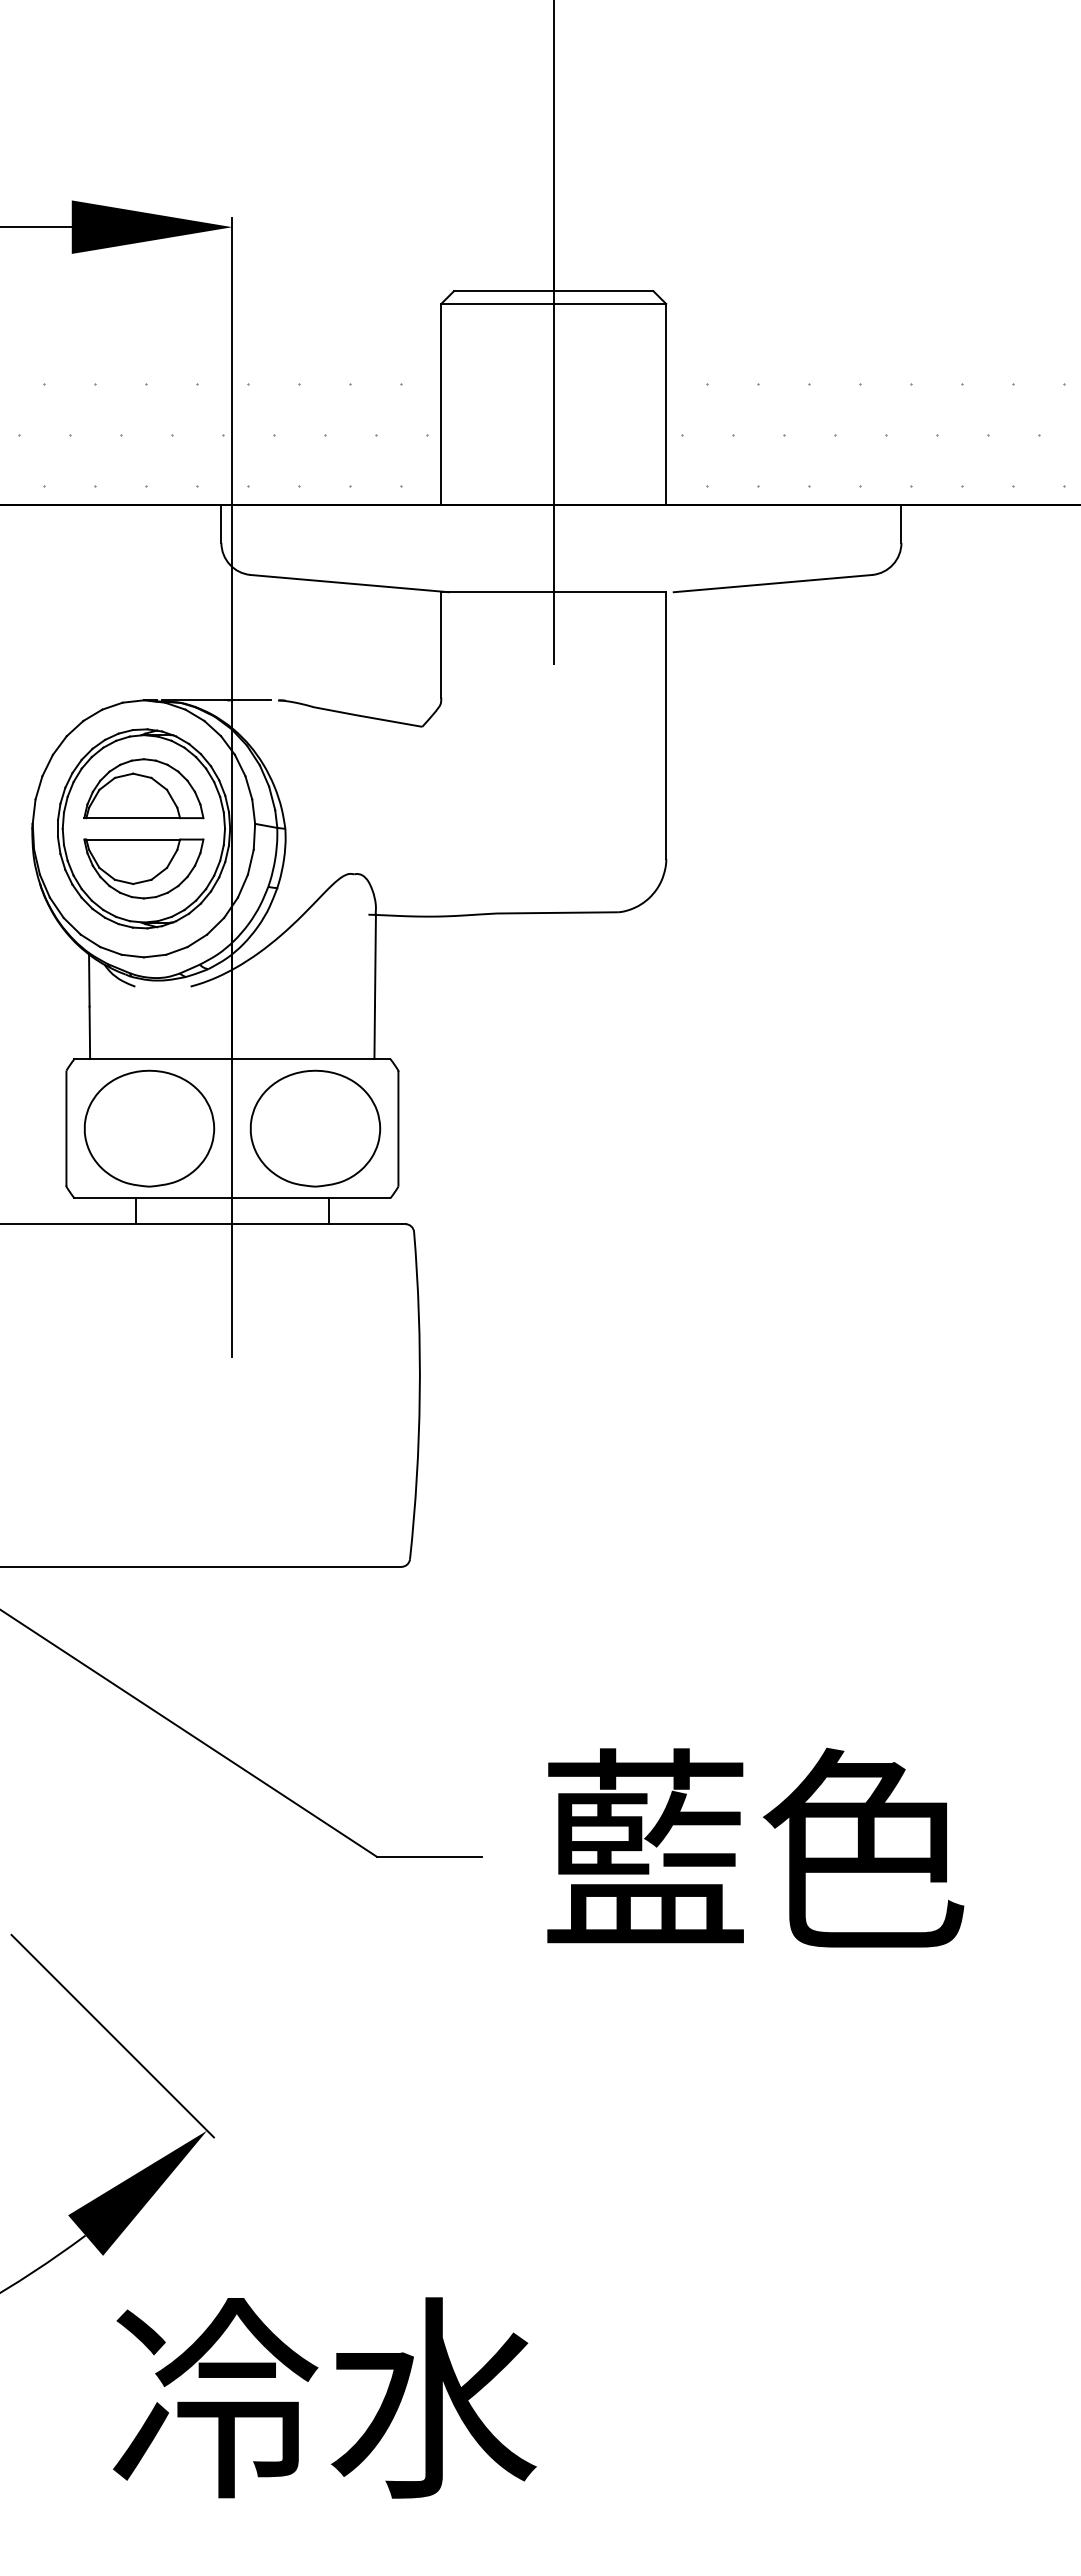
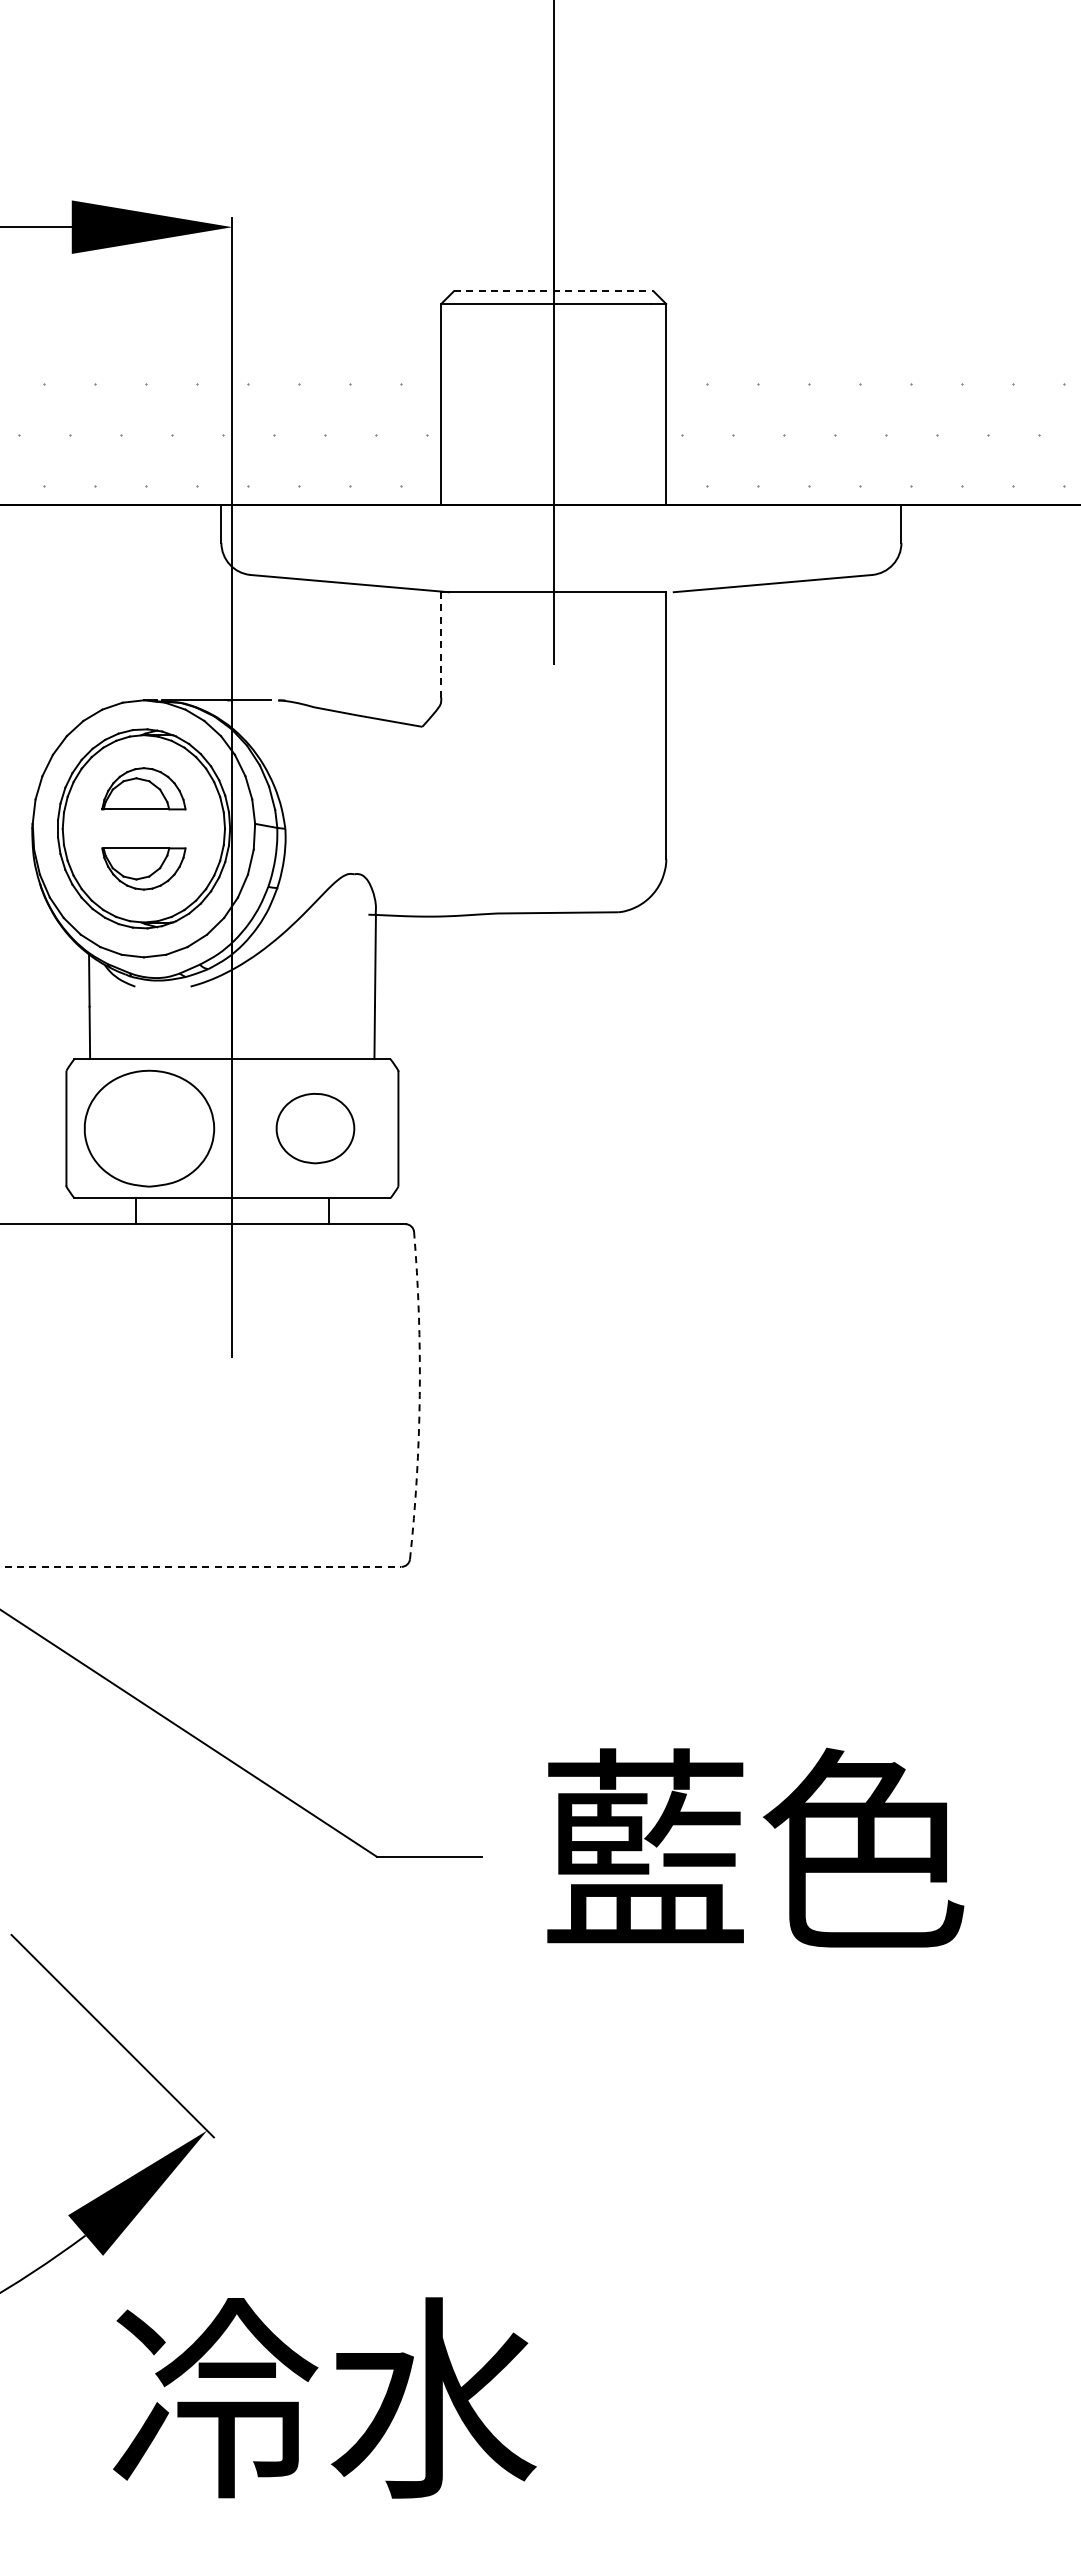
line: solid -> dashed (553, 291)
line: solid -> dashed (441, 644)
part size: 122x62 px -> 86x44 px (143, 788)
part size: 122x62 px -> 86x44 px (143, 868)
part size: 133x119 px -> 81x72 px (315, 1128)
arc: solid -> dashed (419, 1395)
line: solid -> dashed (200, 1566)
